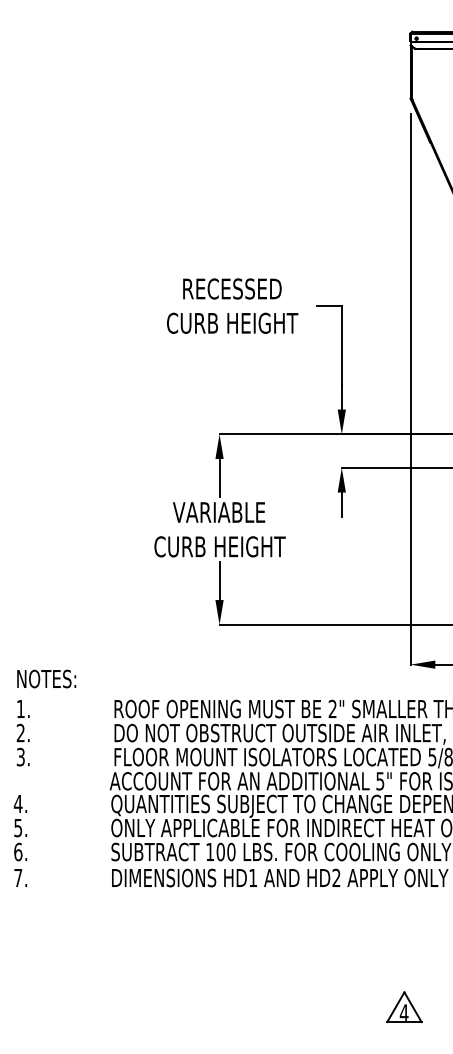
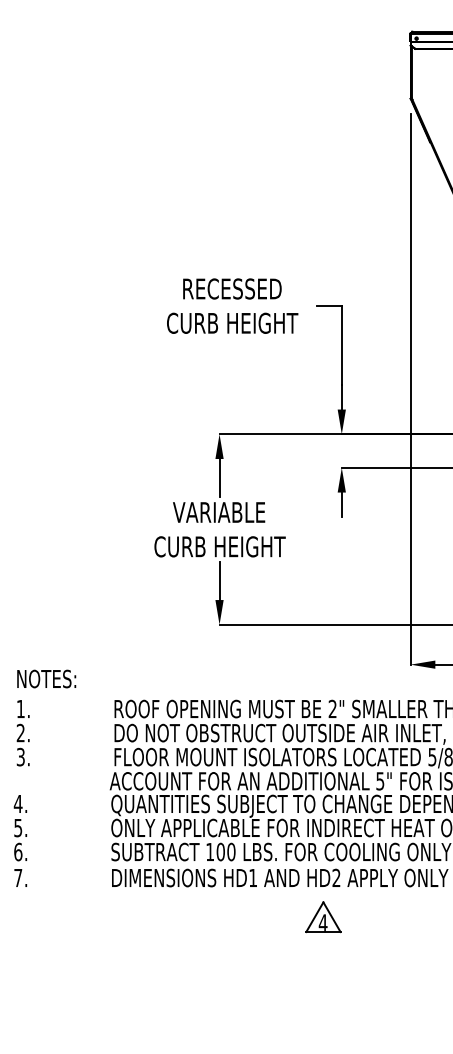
part position: (404, 1007) -> (323, 917) (323, 917)
